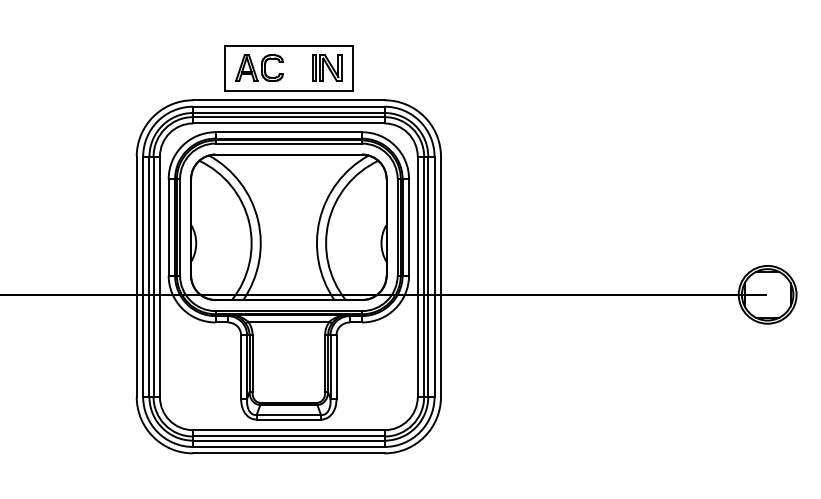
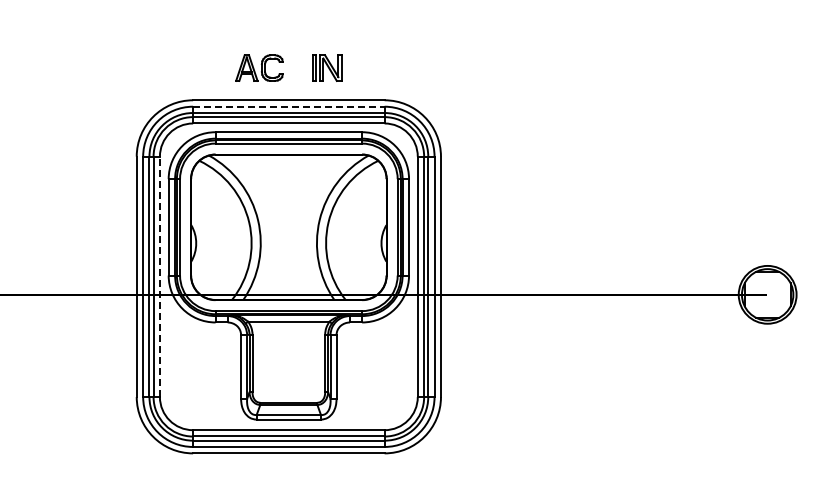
part: present -> none (288, 68)
line: solid -> dashed (288, 106)
line: solid -> dashed (159, 276)
